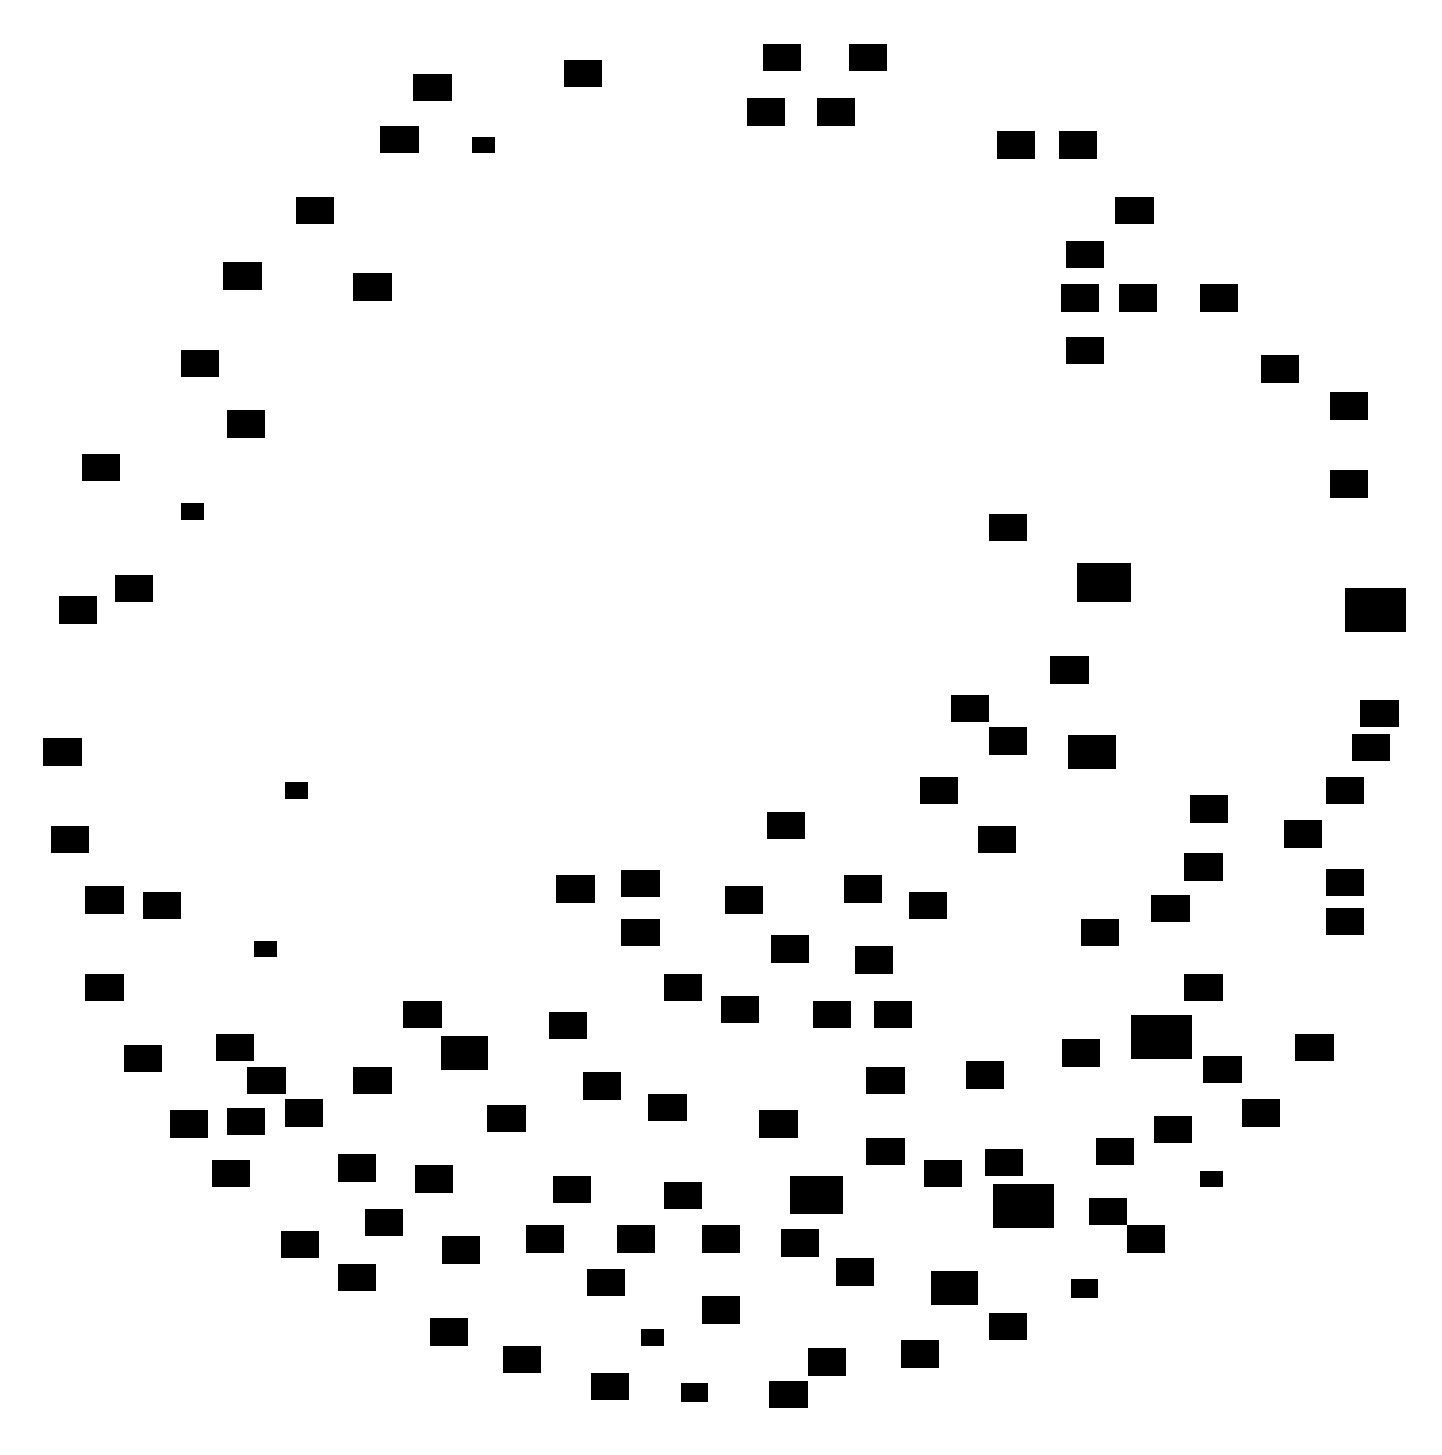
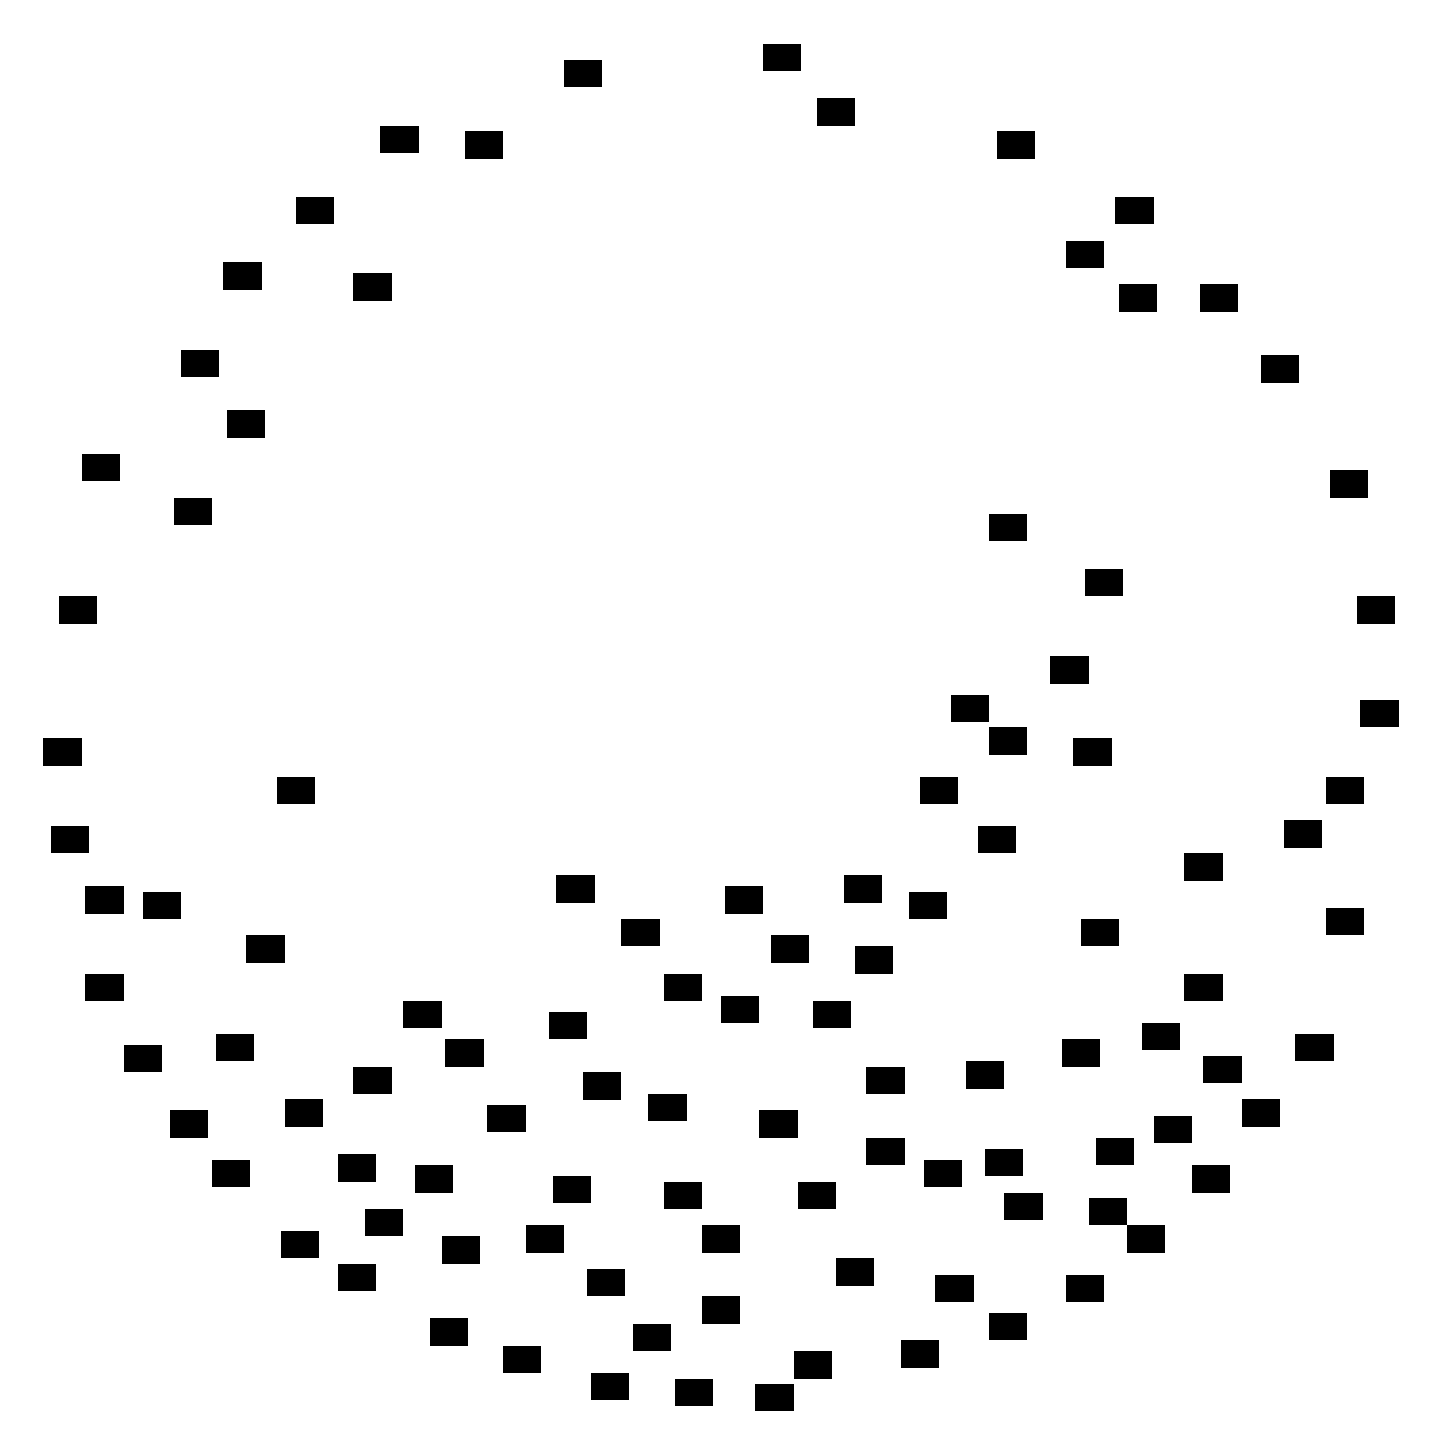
part: present -> none (867, 57)
part: present -> none (432, 87)
part: present -> none (765, 111)
part size: 23x16 px -> 38x28 px (483, 144)
part: present -> none (1077, 144)
part: present -> none (1079, 297)
part: present -> none (1084, 350)
part: present -> none (1348, 405)
part size: 23x17 px -> 38x27 px (192, 511)
part size: 54x39 px -> 38x27 px (1103, 582)
part: present -> none (133, 588)
part size: 61x44 px -> 38x28 px (1375, 609)
part: present -> none (1370, 747)
part size: 48x34 px -> 39x28 px (1092, 751)
part size: 23x17 px -> 38x27 px (295, 790)
part: present -> none (1208, 808)
part: present -> none (785, 825)
part: present -> none (1344, 882)
part: present -> none (640, 883)
part: present -> none (1170, 908)
part size: 23x16 px -> 39x28 px (265, 948)
part: present -> none (892, 1014)
part size: 61x44 px -> 38x27 px (1160, 1036)
part size: 47x34 px -> 39x28 px (464, 1052)
part: present -> none (266, 1080)
part: present -> none (245, 1121)
part size: 23x16 px -> 38x28 px (1210, 1178)
part size: 53x38 px -> 38x27 px (816, 1195)
part size: 61x44 px -> 39x27 px (1023, 1206)
part: present -> none (635, 1238)
part: present -> none (799, 1242)
part size: 47x34 px -> 39x27 px (954, 1288)
part size: 27x19 px -> 38x27 px (1084, 1288)
part size: 23x17 px -> 38x27 px (651, 1337)
part position: (807, 1377) -> (793, 1380) (793, 1380)
part size: 27x19 px -> 38x27 px (693, 1392)
